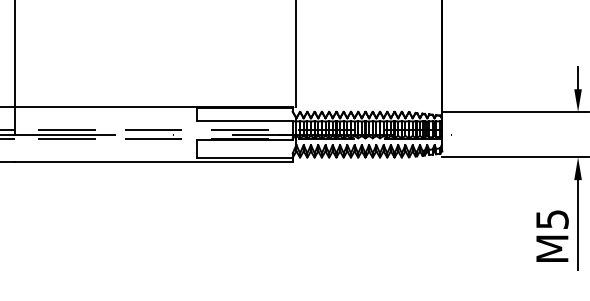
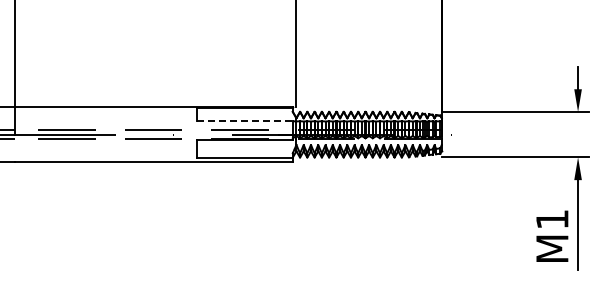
line: solid -> dashed (245, 121)
text: M5 -> M1 (552, 219)
